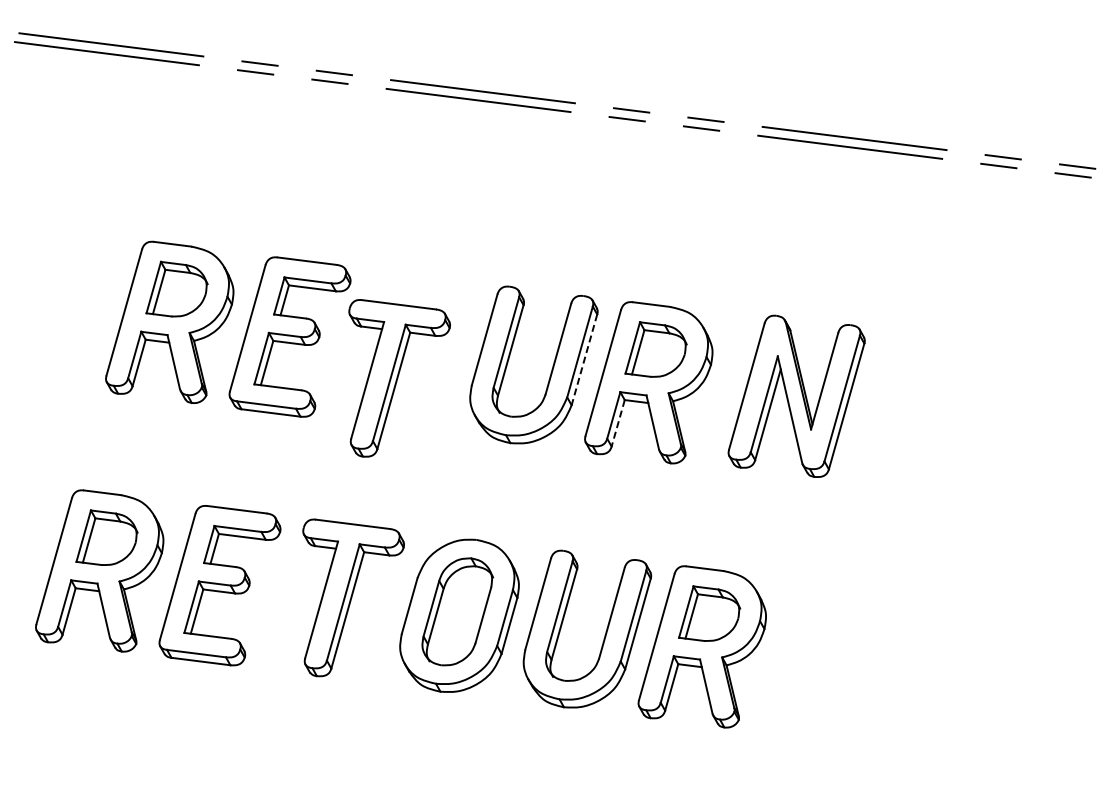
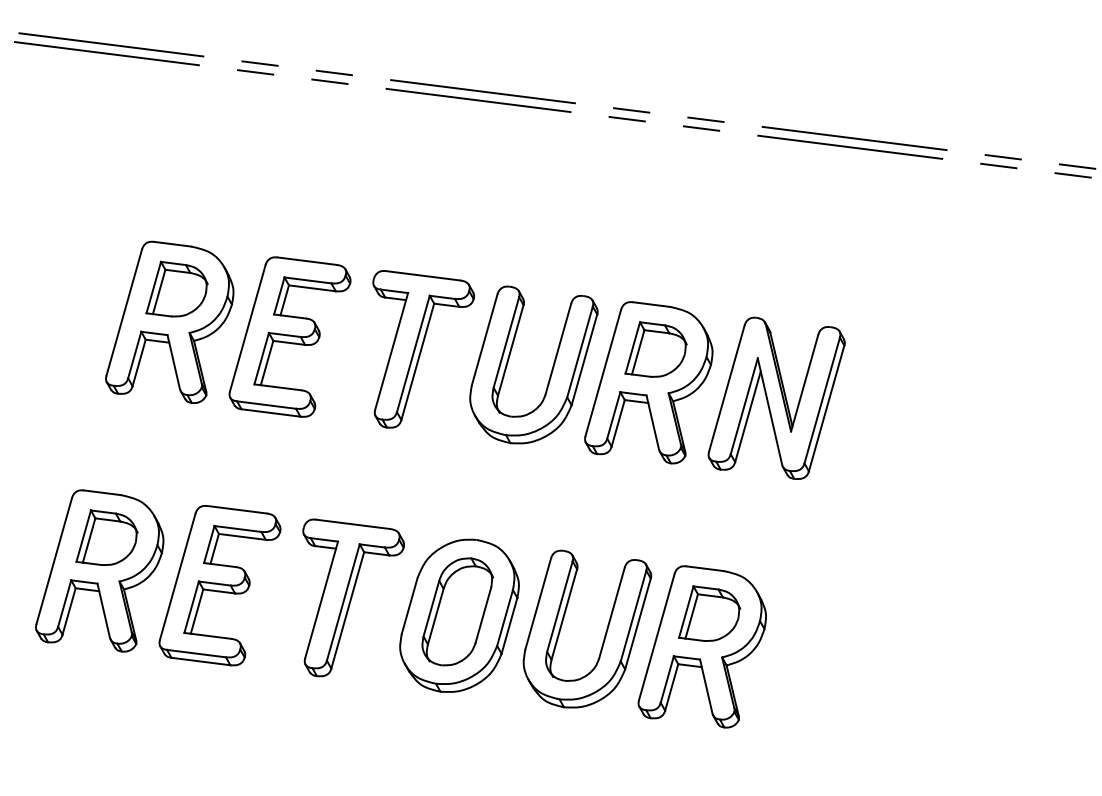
line: dashed -> solid (584, 360)
part position: (399, 378) -> (423, 349) (423, 349)
part position: (796, 395) -> (776, 397) (776, 397)
line: dashed -> solid (618, 423)
